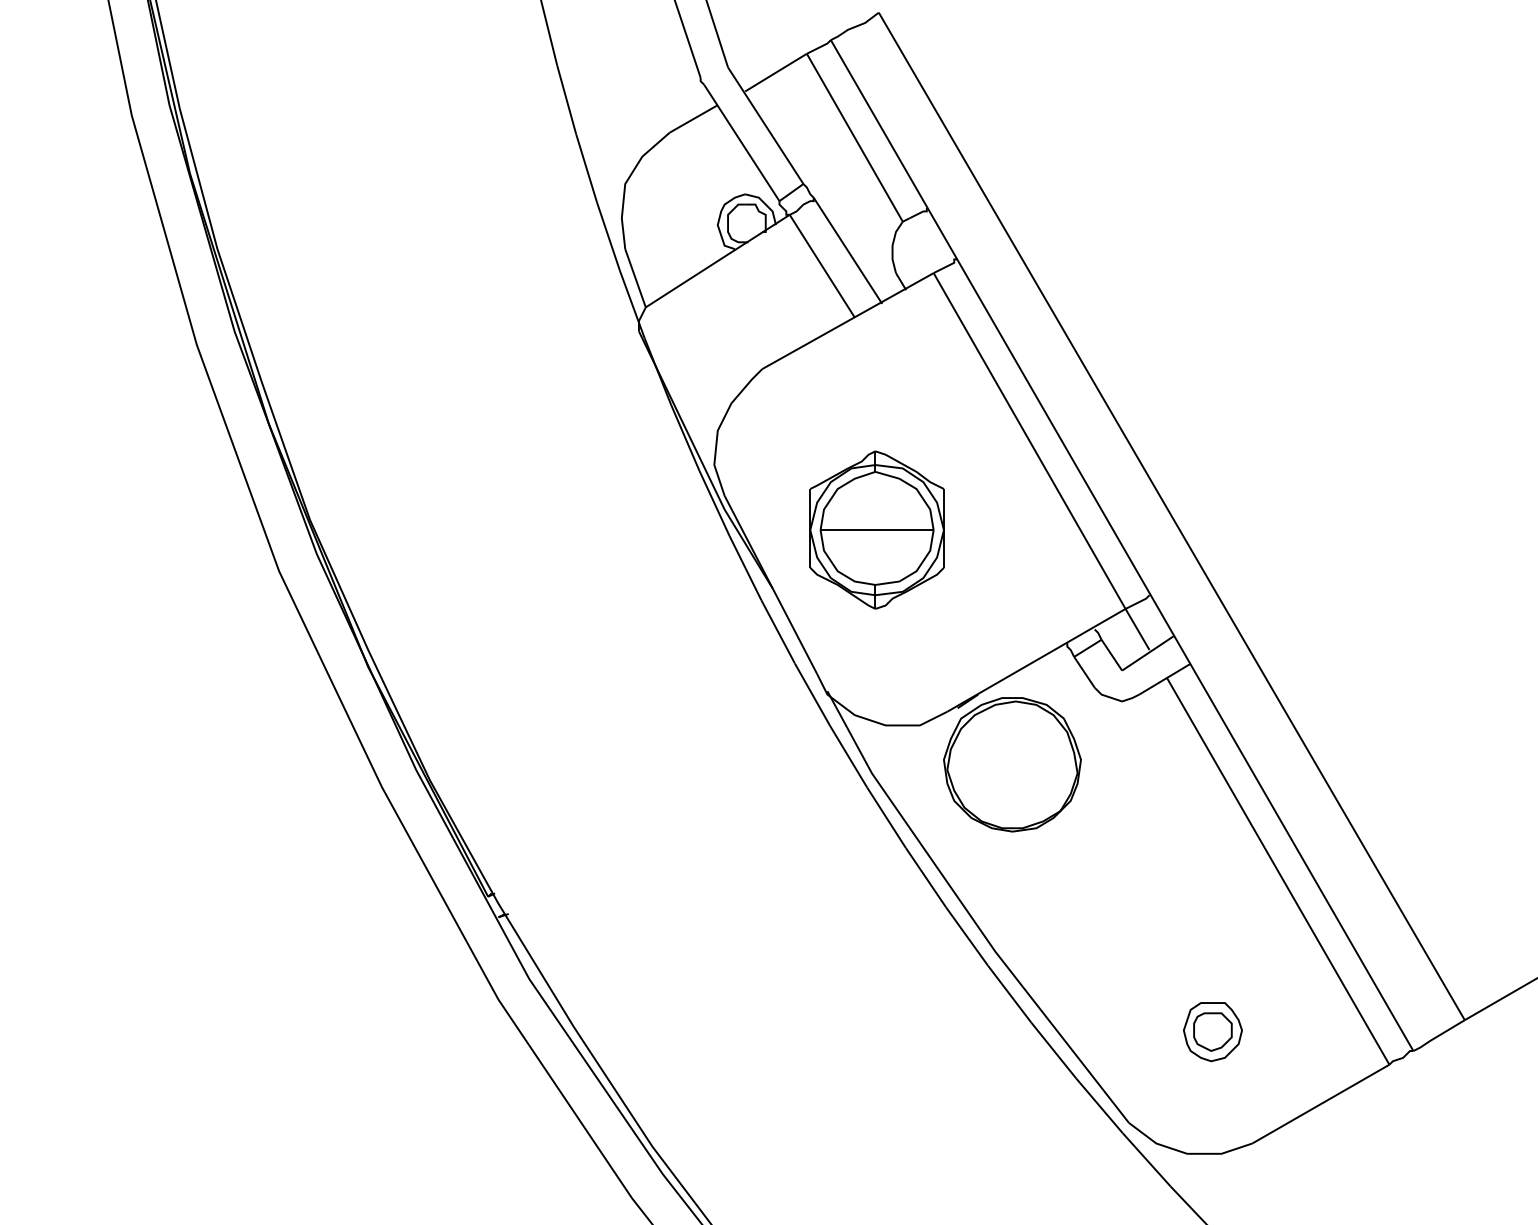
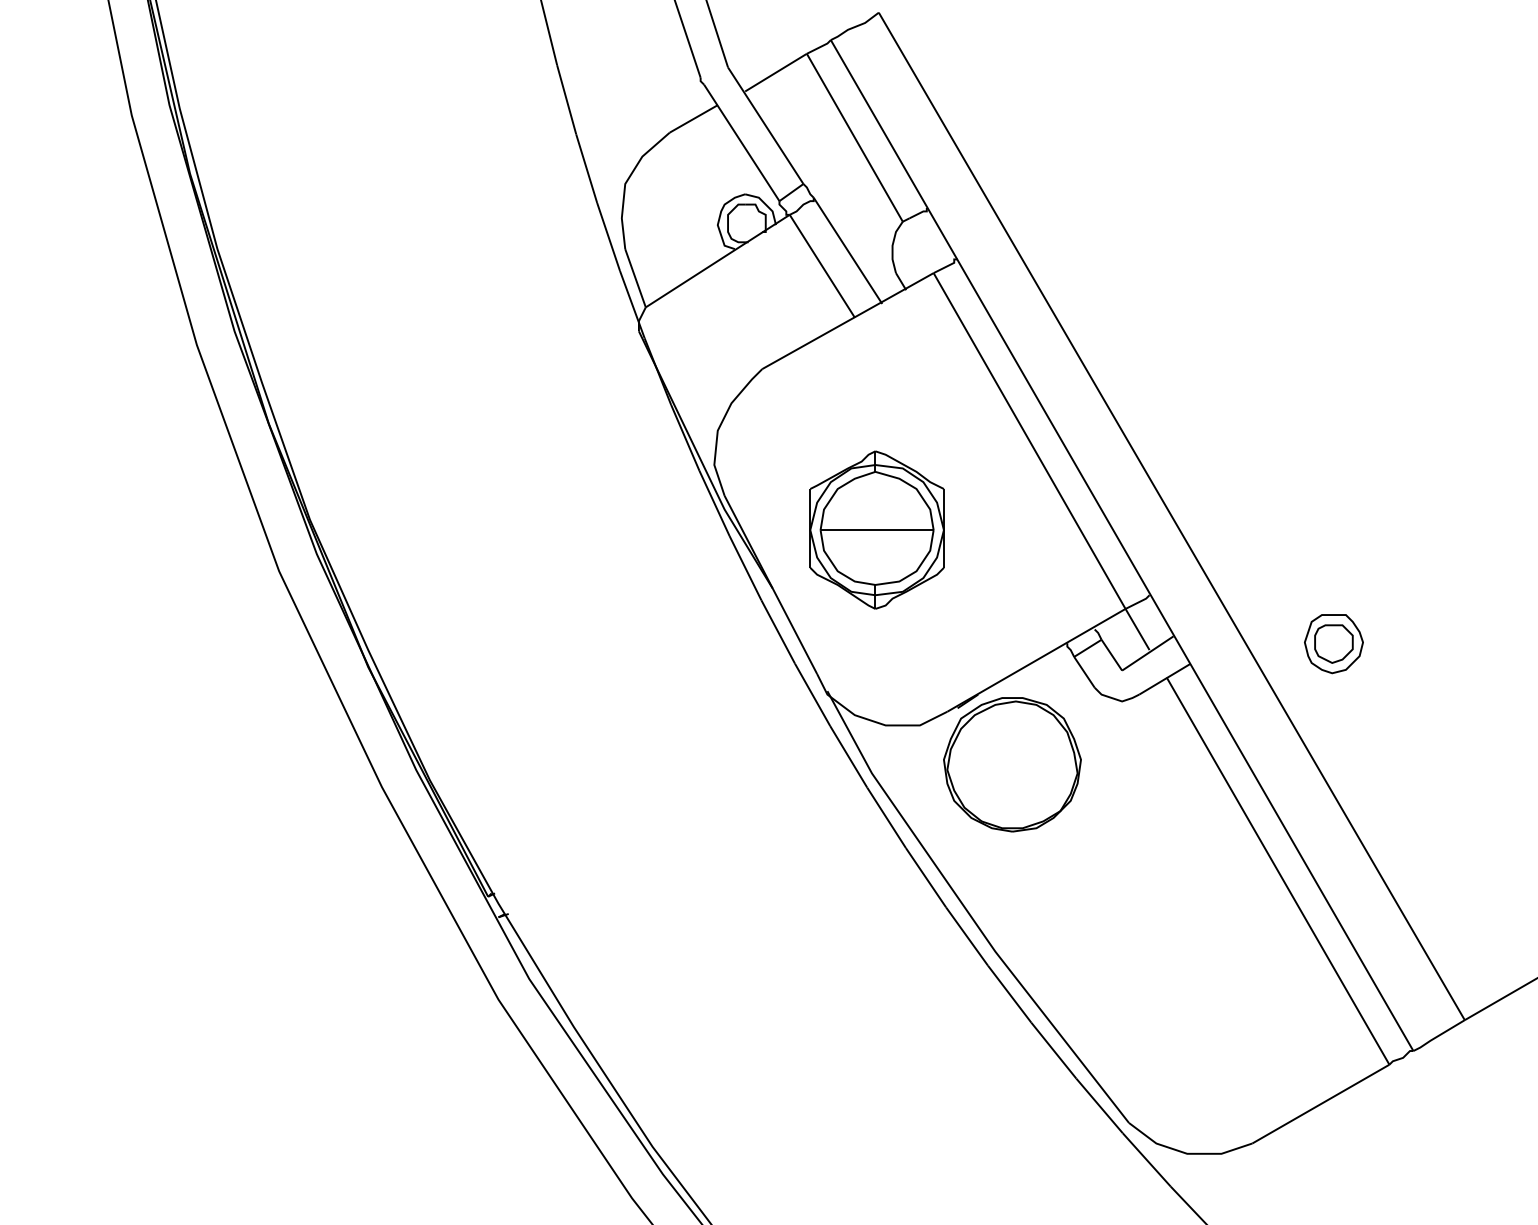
part position: (1212, 1032) -> (1333, 644) (1333, 644)
